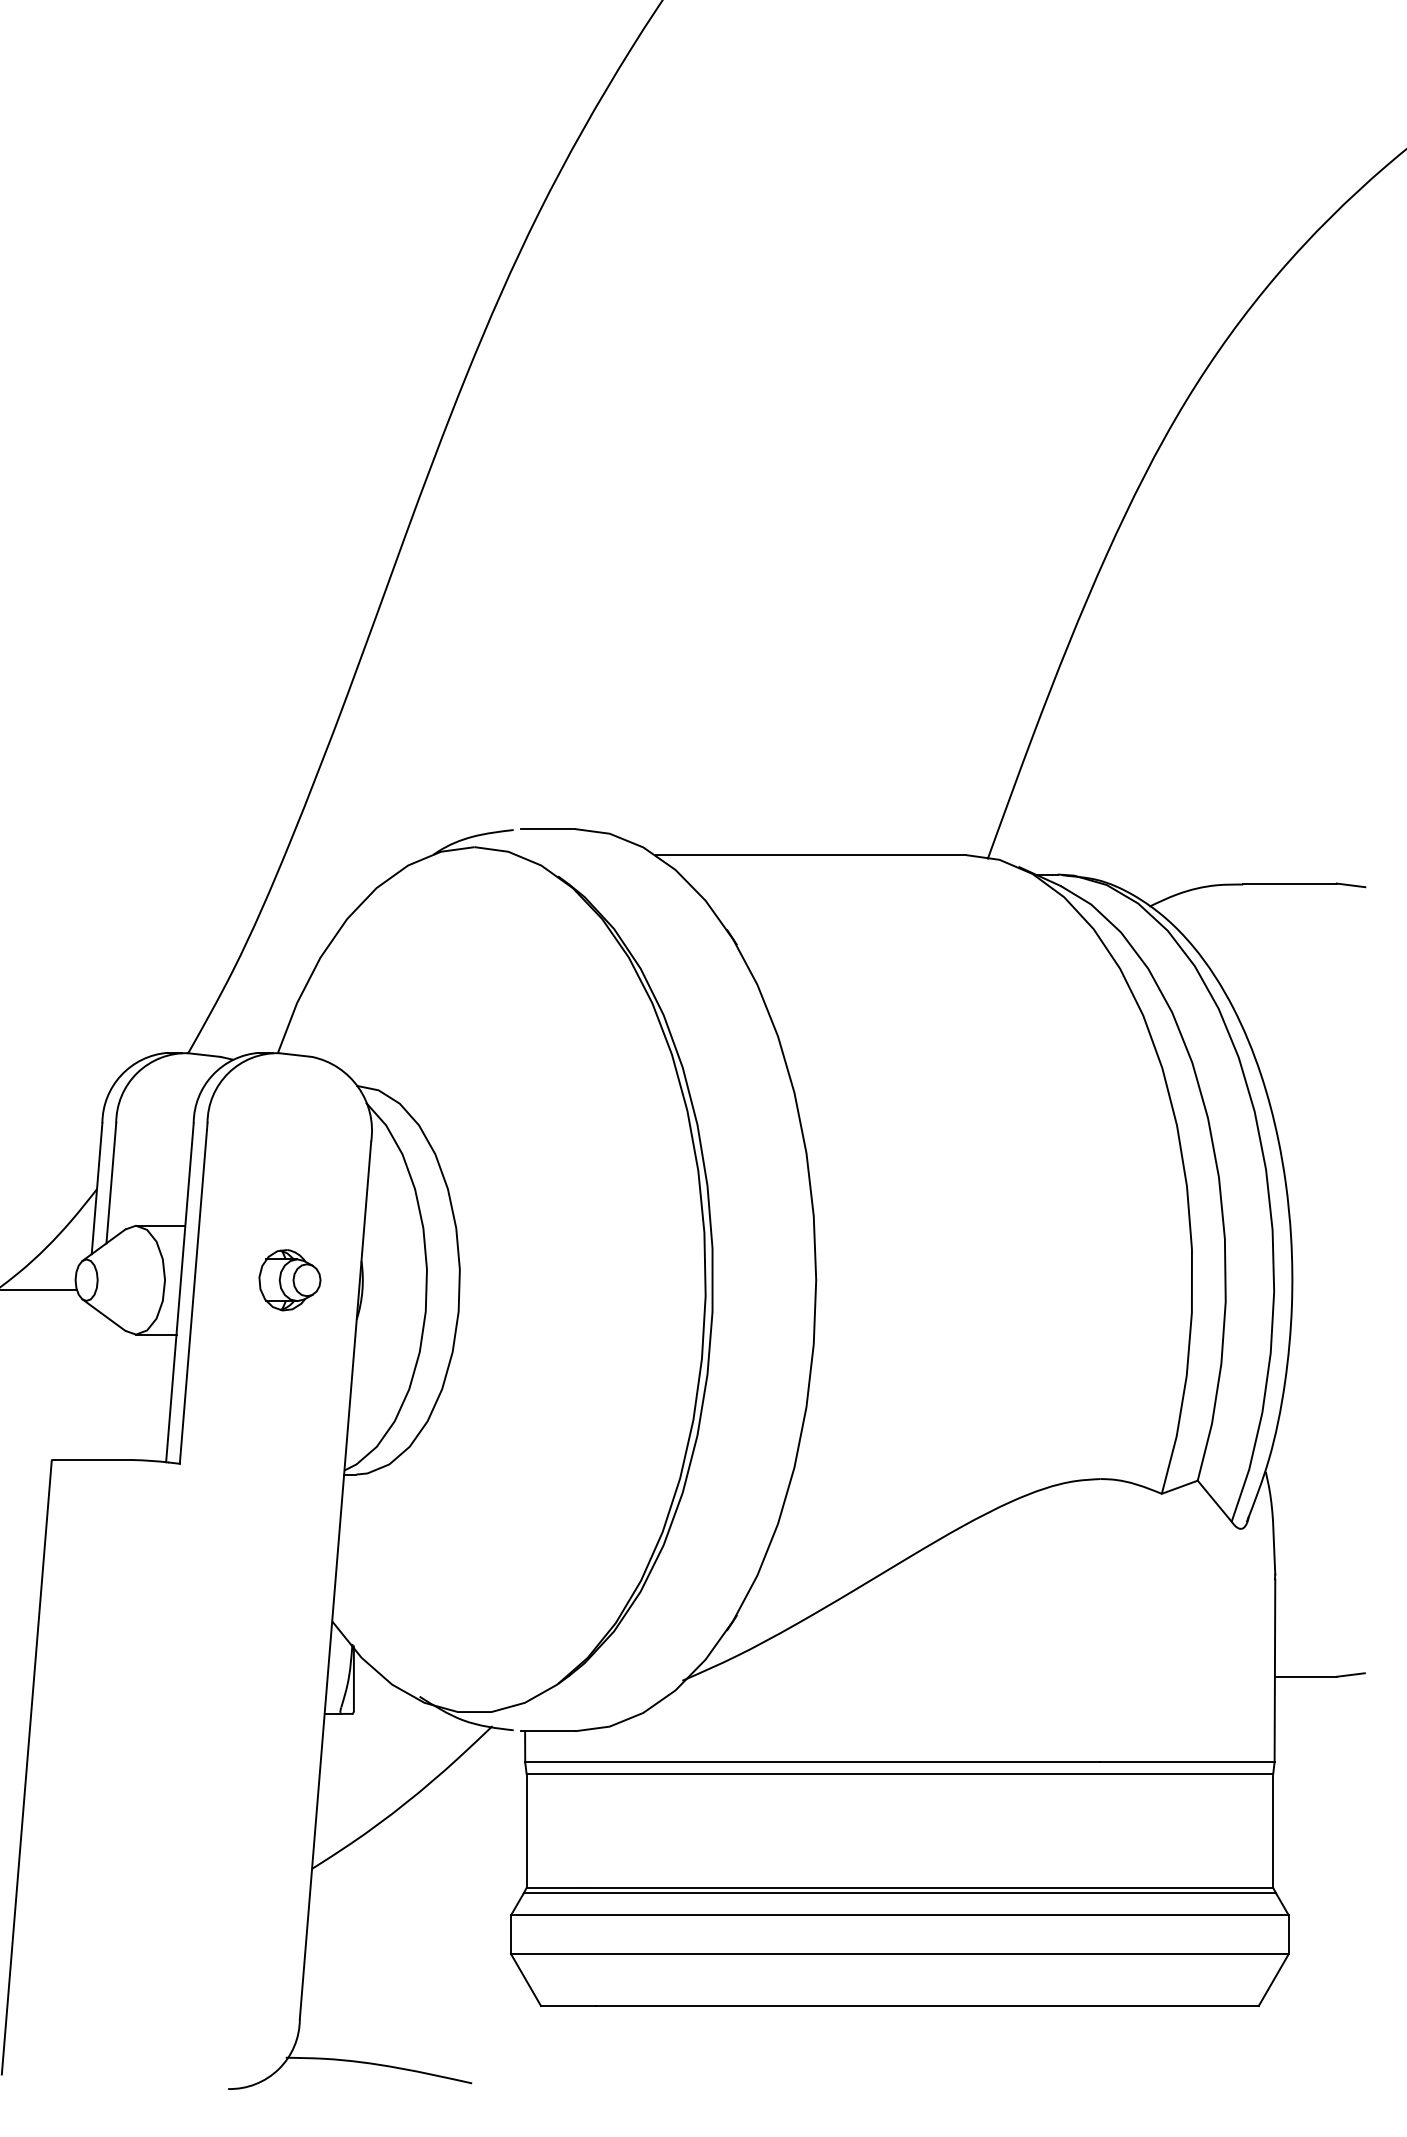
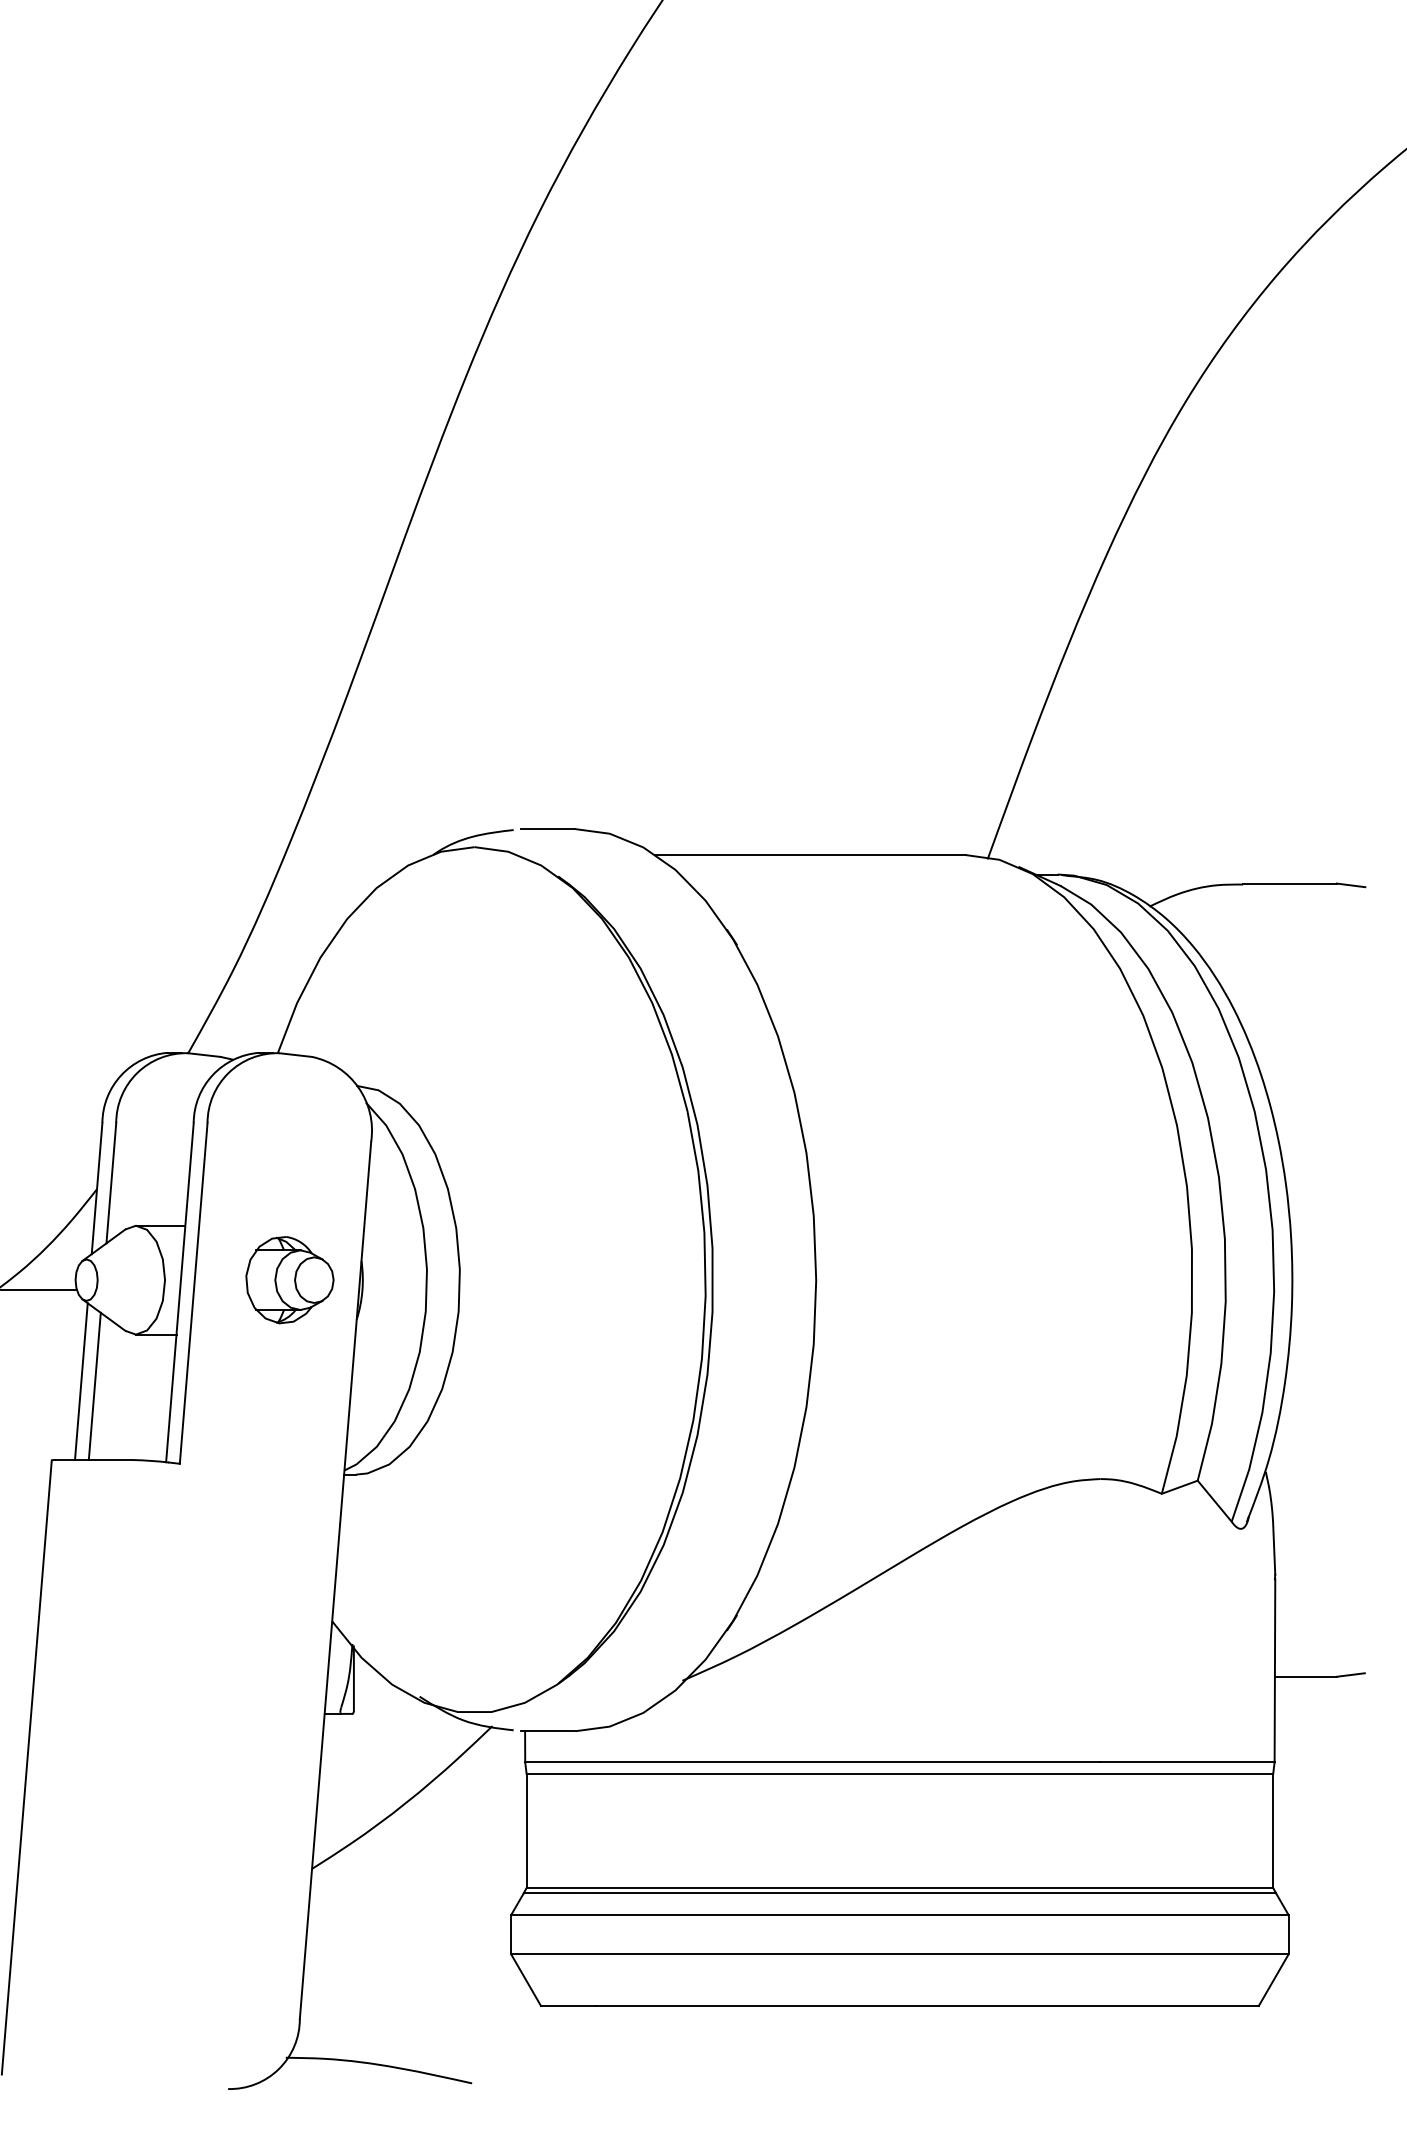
part size: 64x63 px -> 90x89 px (289, 1280)
line: none -> present (81, 1381)
line: none -> present (94, 1386)
